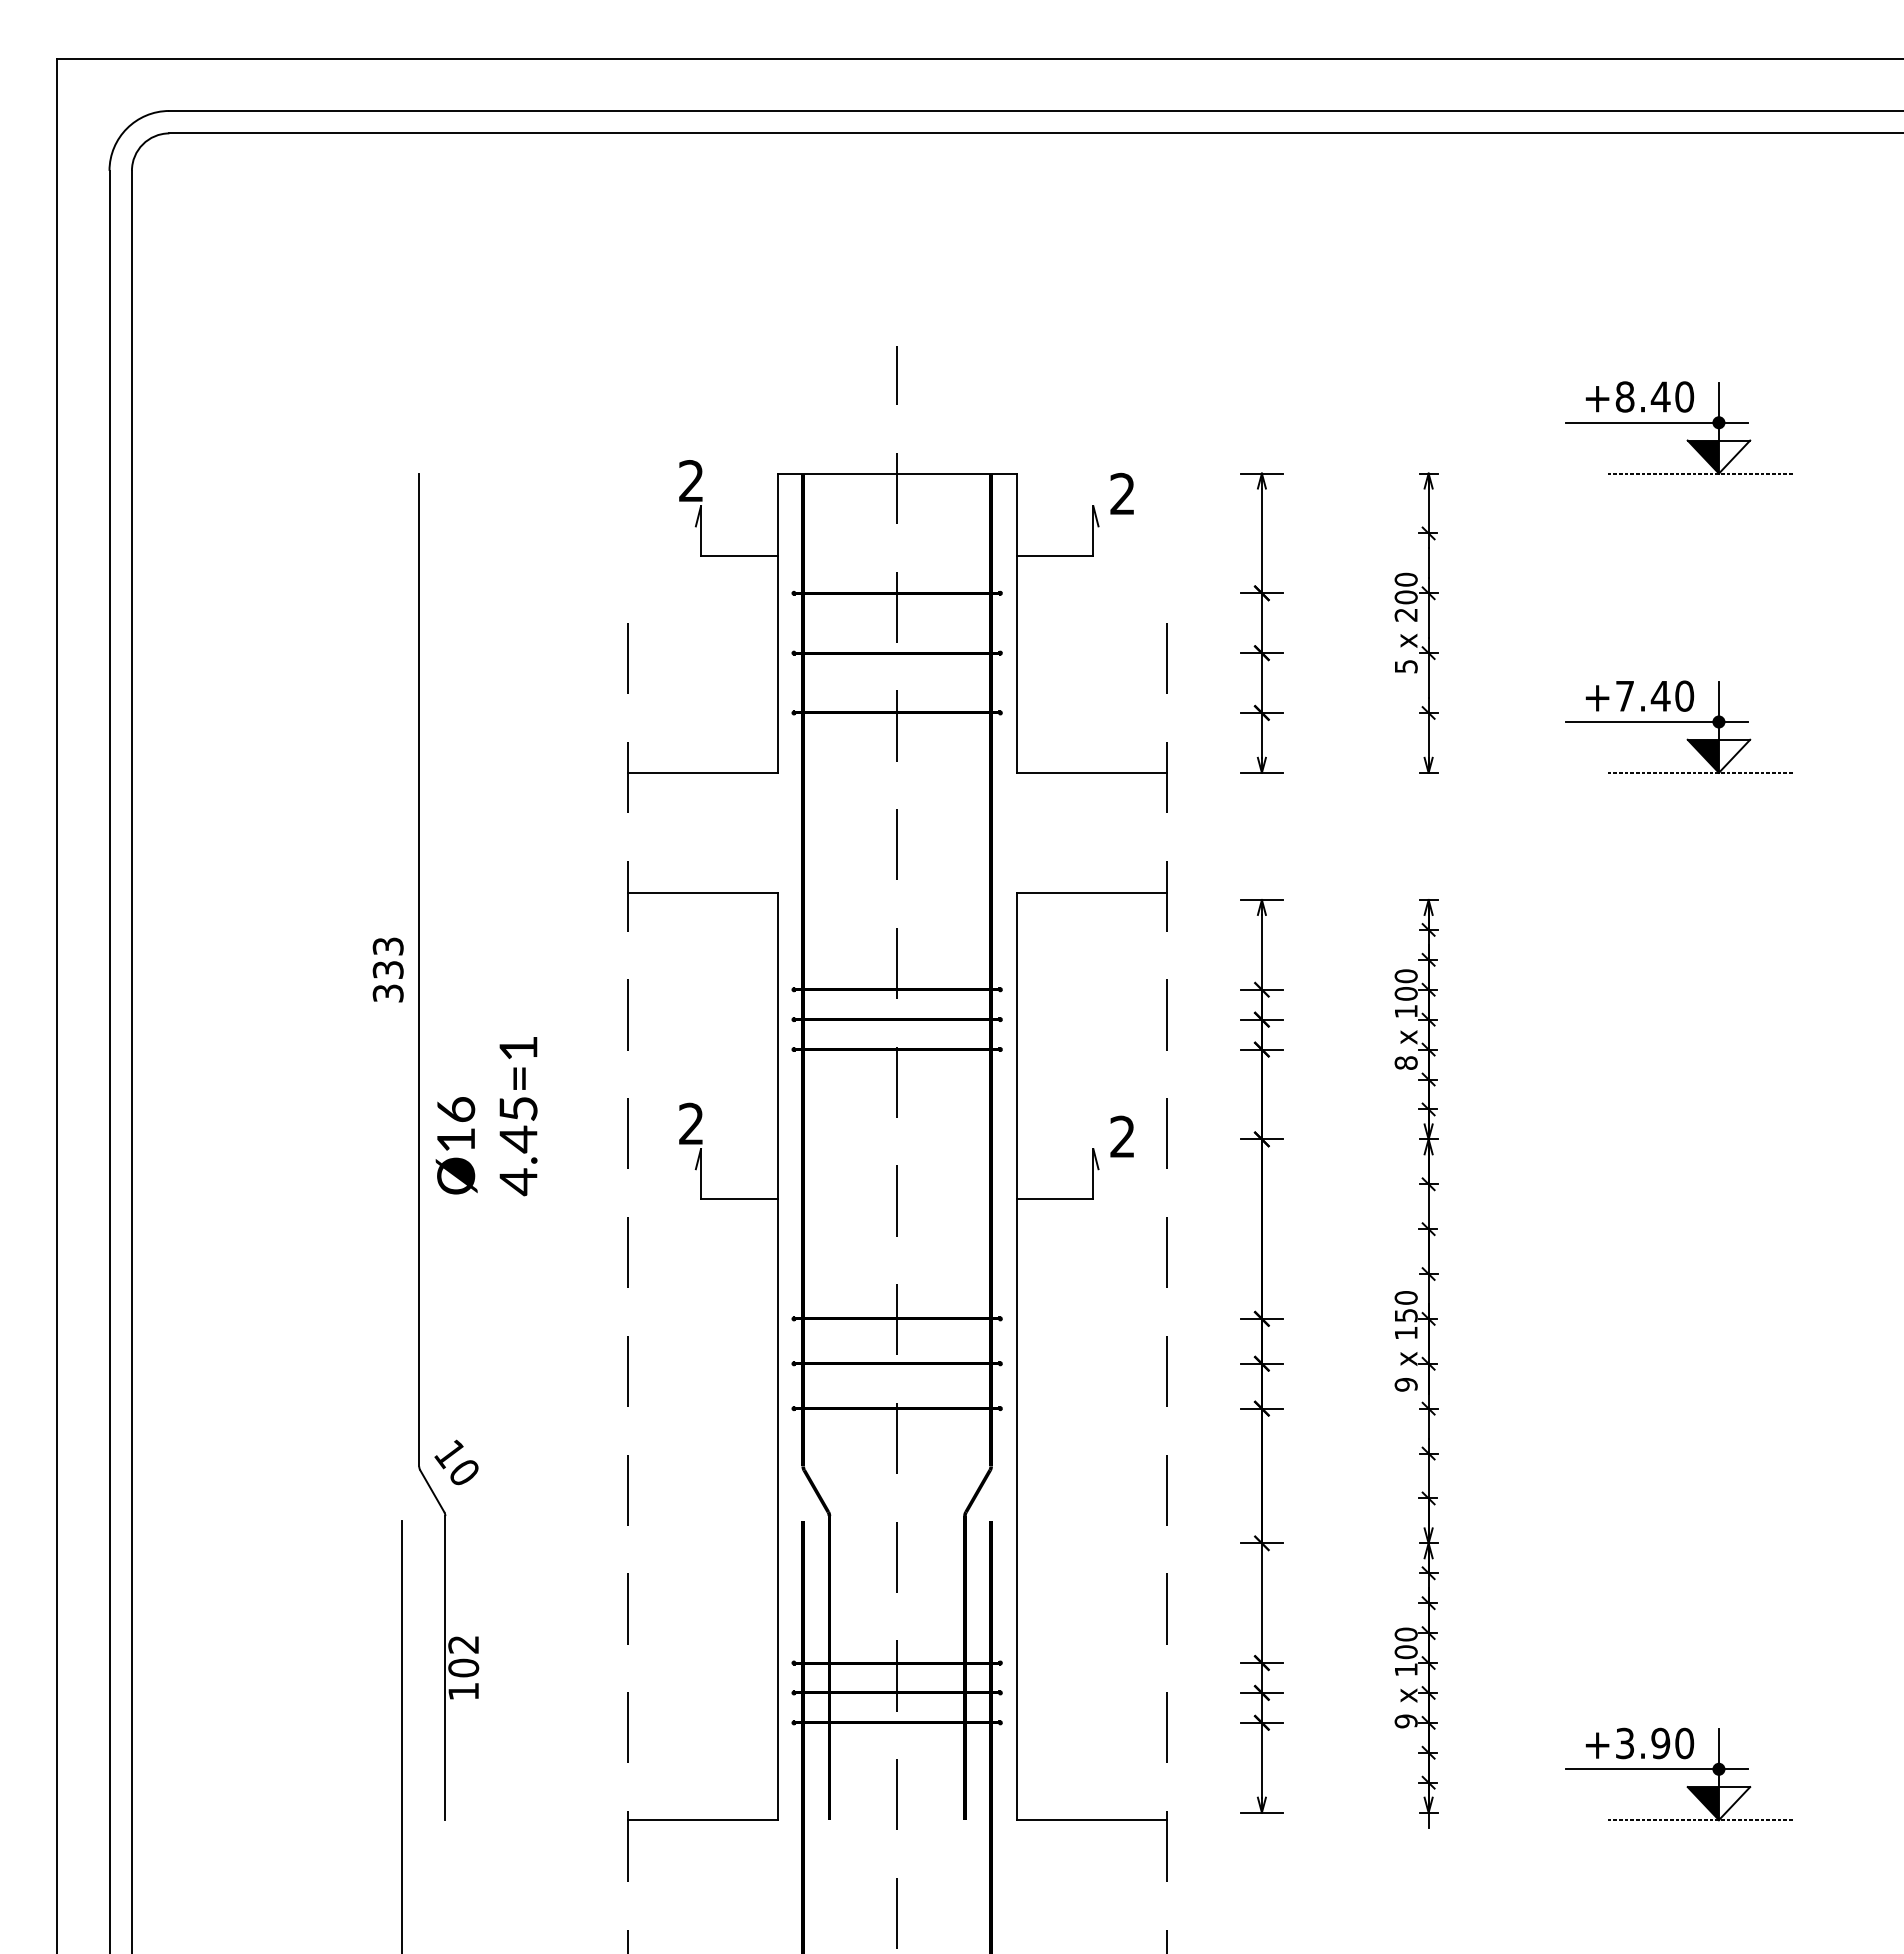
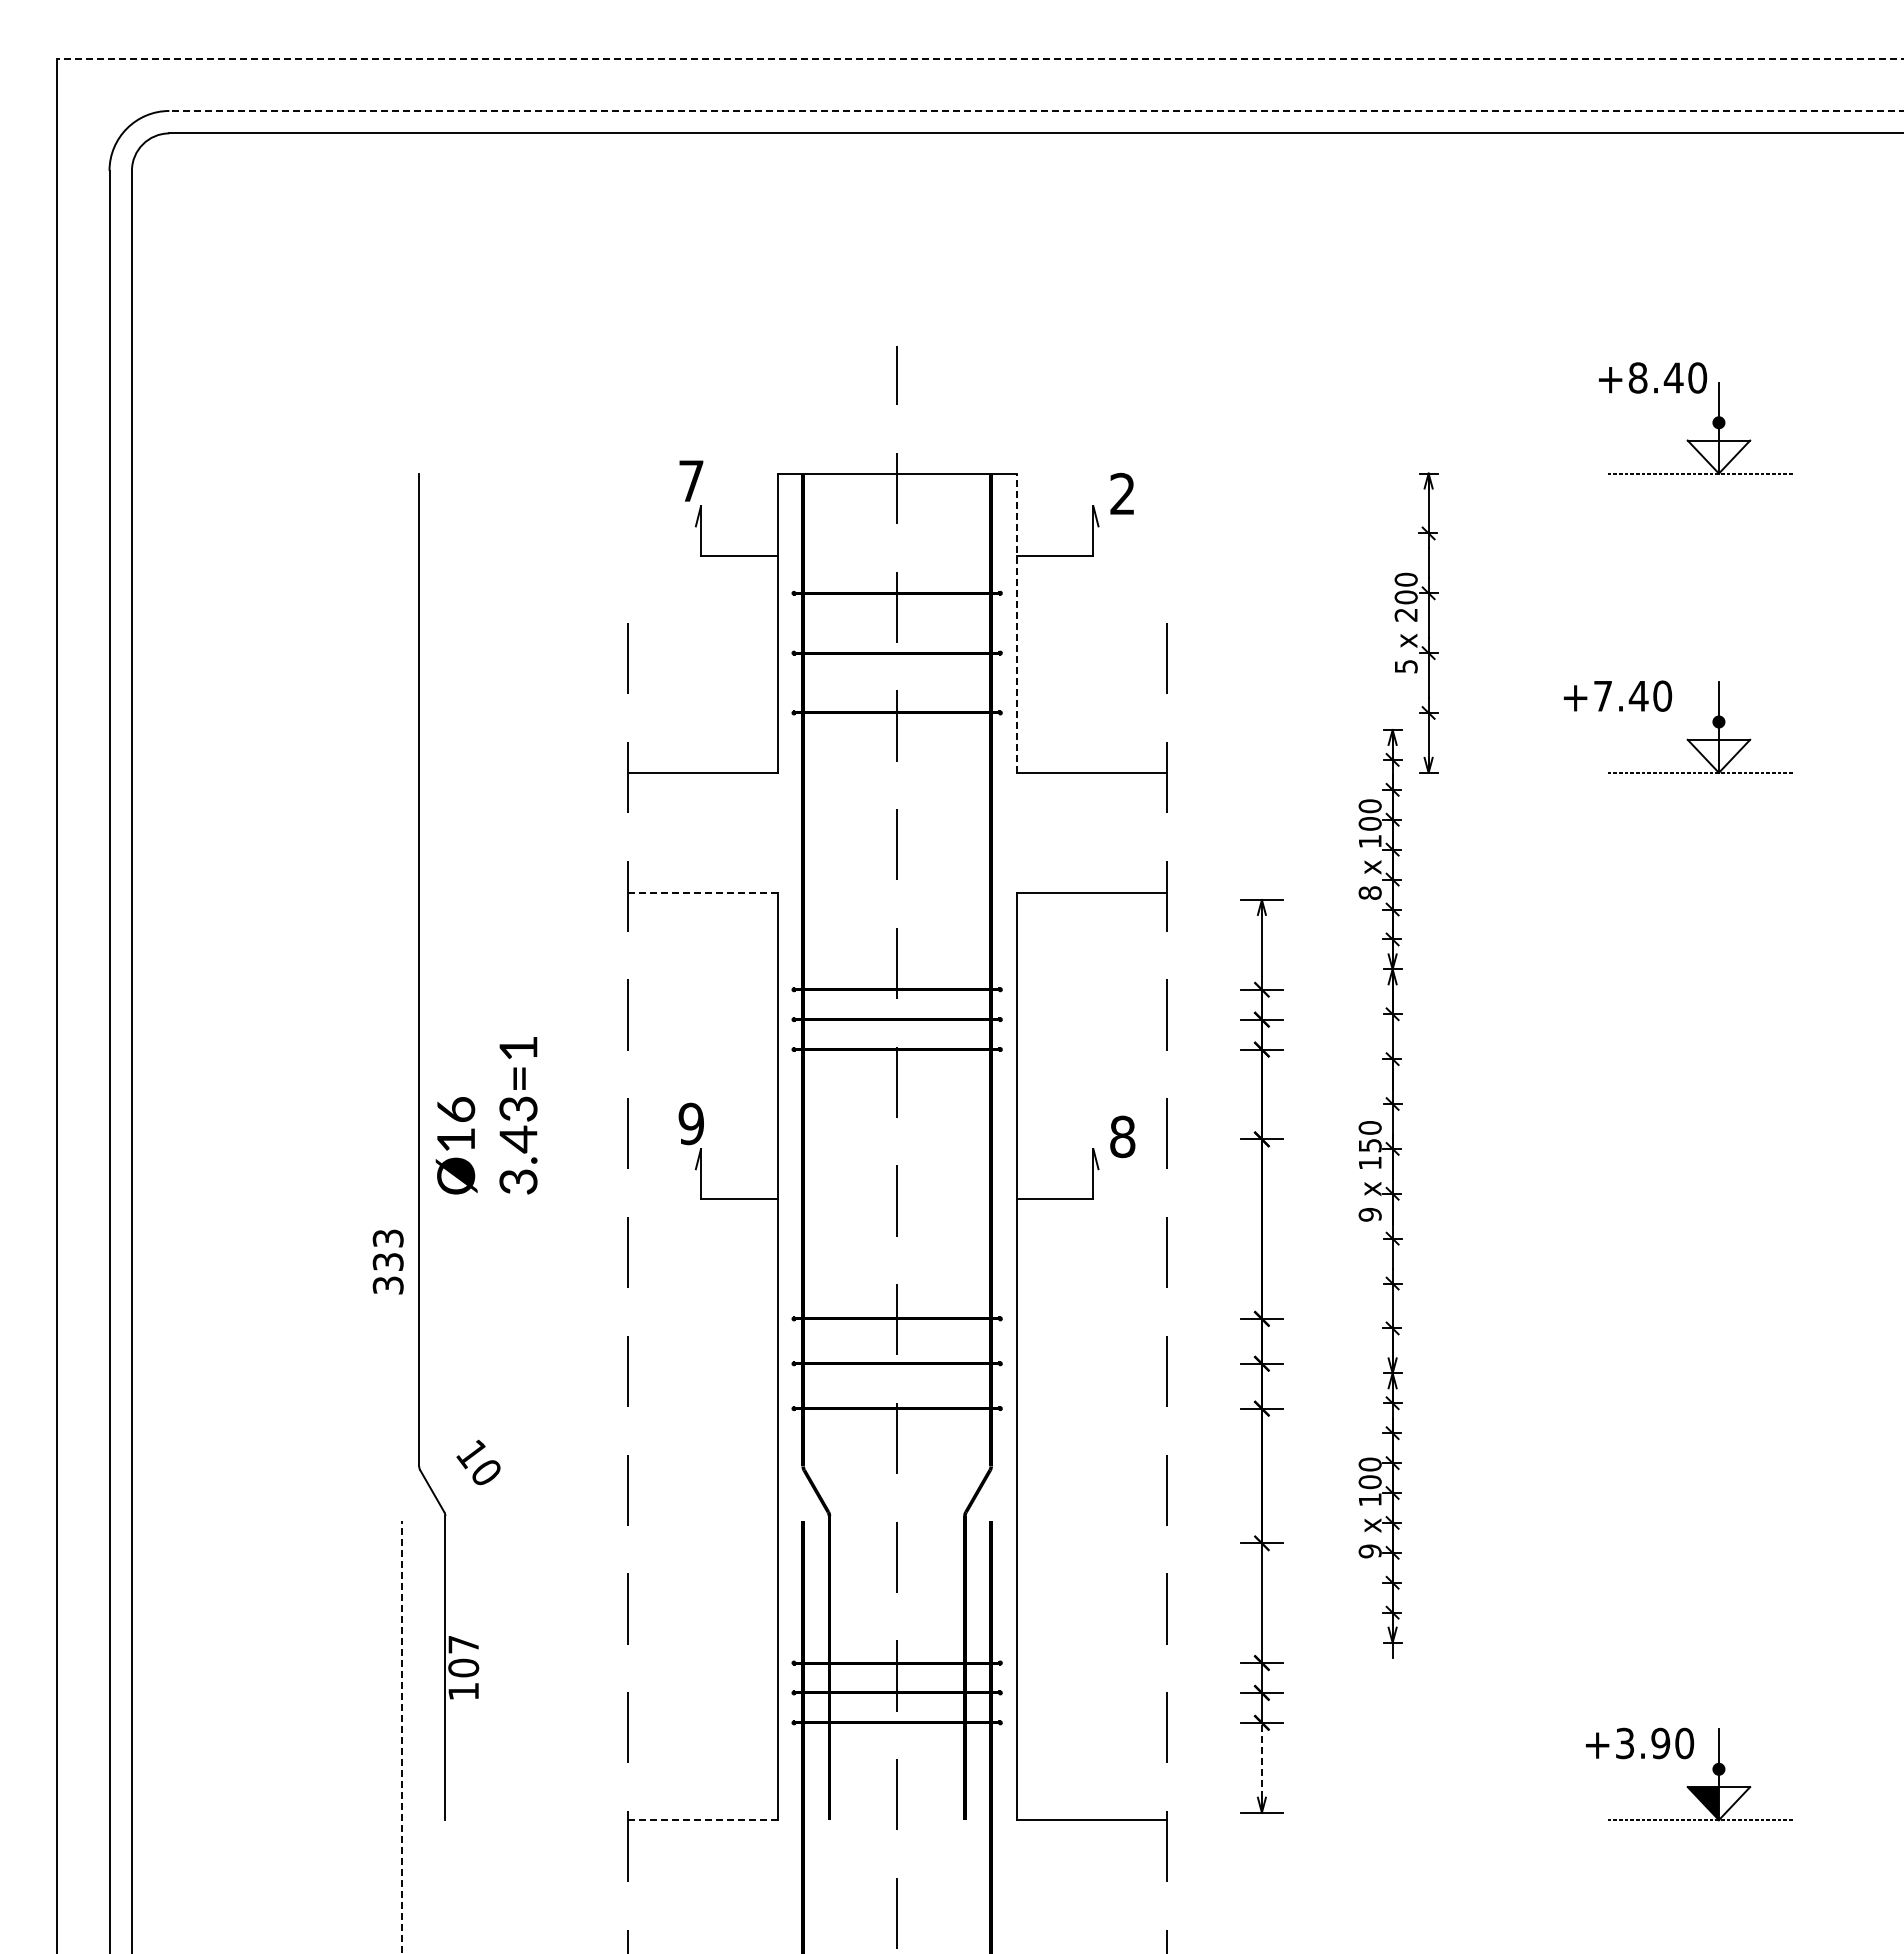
line: solid -> dashed (979, 58)
line: solid -> dashed (1035, 110)
text position: (1639, 396) -> (1652, 377) (1652, 377)
line: present -> none (1656, 422)
fill: present -> none (1702, 456)
text: 2 -> 7 (691, 480)
part: present -> none (1261, 622)
line: solid -> dashed (1016, 623)
text position: (1639, 695) -> (1617, 695) (1617, 695)
line: present -> none (1656, 722)
fill: present -> none (1702, 755)
line: solid -> dashed (702, 892)
text position: (387, 969) -> (387, 1261) (387, 1261)
text: 2 -> 9 (690, 1123)
text: 2 -> 8 (1122, 1136)
text: 4.45=1 -> 3.43=1 (518, 1146)
part position: (1416, 1363) -> (1380, 1193) (1380, 1193)
text position: (456, 1462) -> (478, 1462) (478, 1462)
text: 102 -> 107 (463, 1644)
line: solid -> dashed (402, 1736)
line: solid -> dashed (1261, 1759)
line: present -> none (1656, 1769)
line: solid -> dashed (702, 1820)
